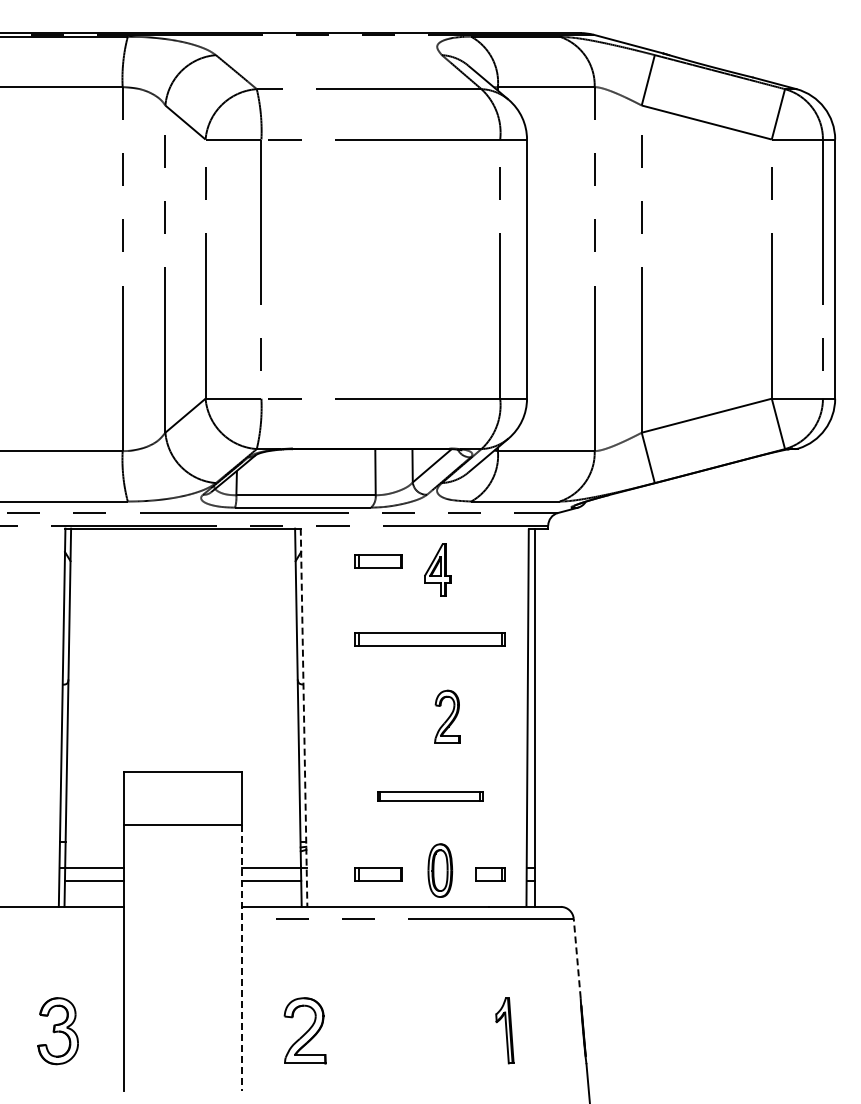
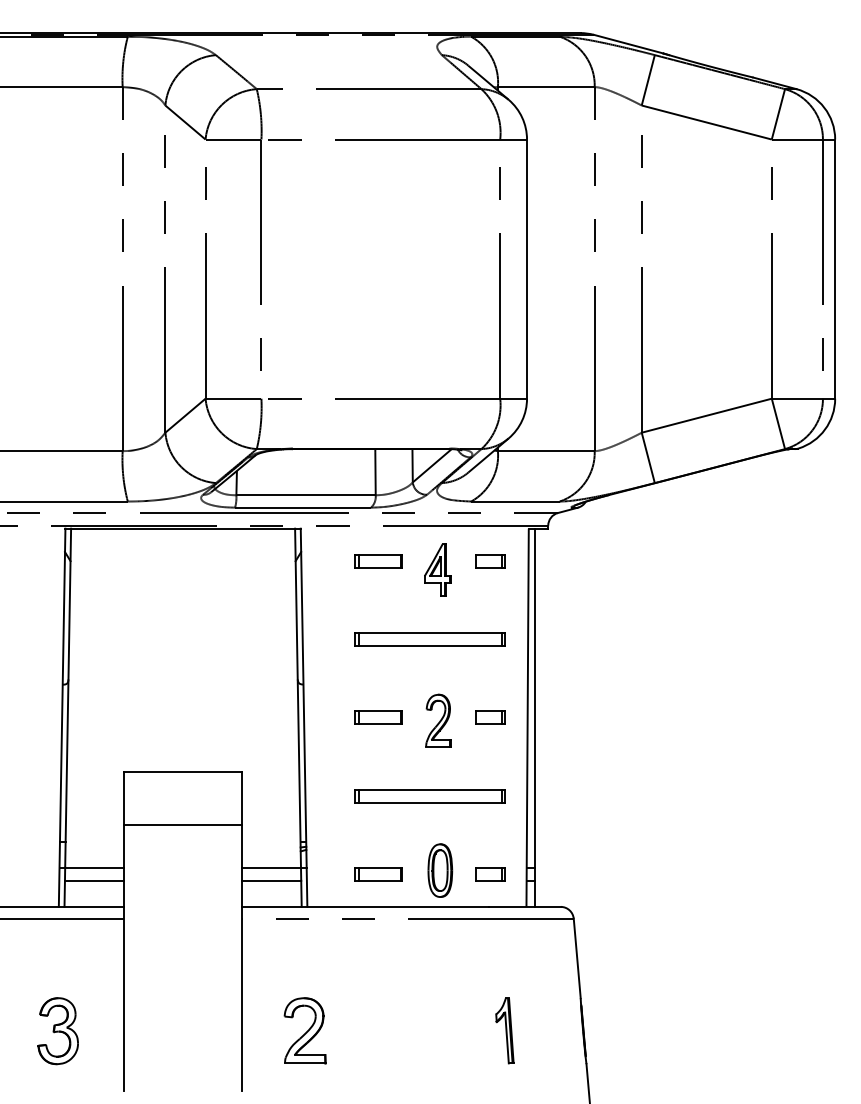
part: none -> present (490, 561)
part position: (447, 716) -> (438, 720) (438, 720)
part: none -> present (378, 717)
part: none -> present (490, 717)
line: dashed -> solid (304, 718)
part size: 107x11 px -> 152x15 px (429, 796)
line: none -> present (63, 918)
line: dashed -> solid (241, 958)
line: dashed -> solid (577, 958)
